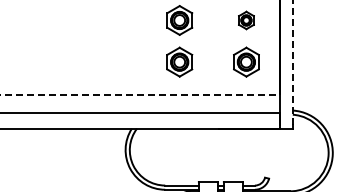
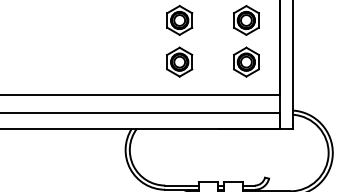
part size: 17x21 px -> 27x31 px (246, 20)
line: dashed -> solid (292, 62)
line: dashed -> solid (140, 94)
